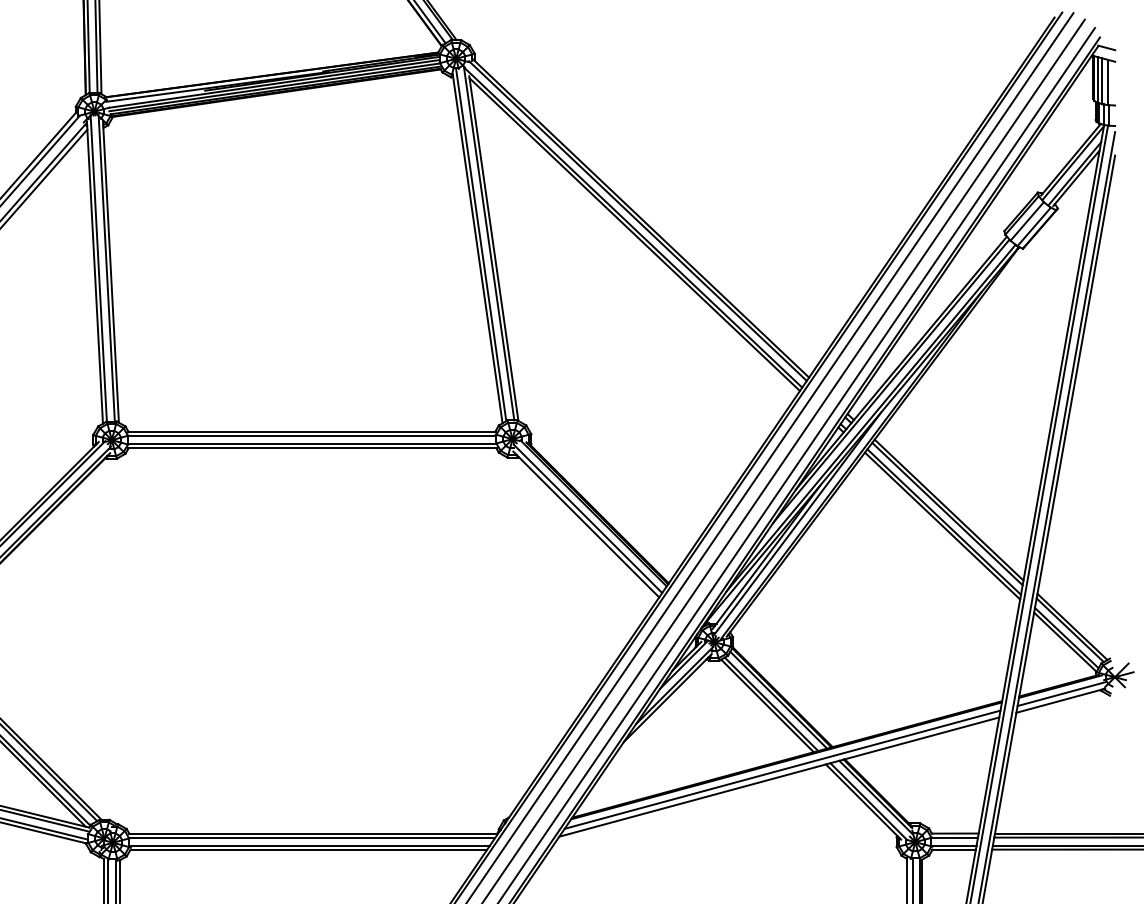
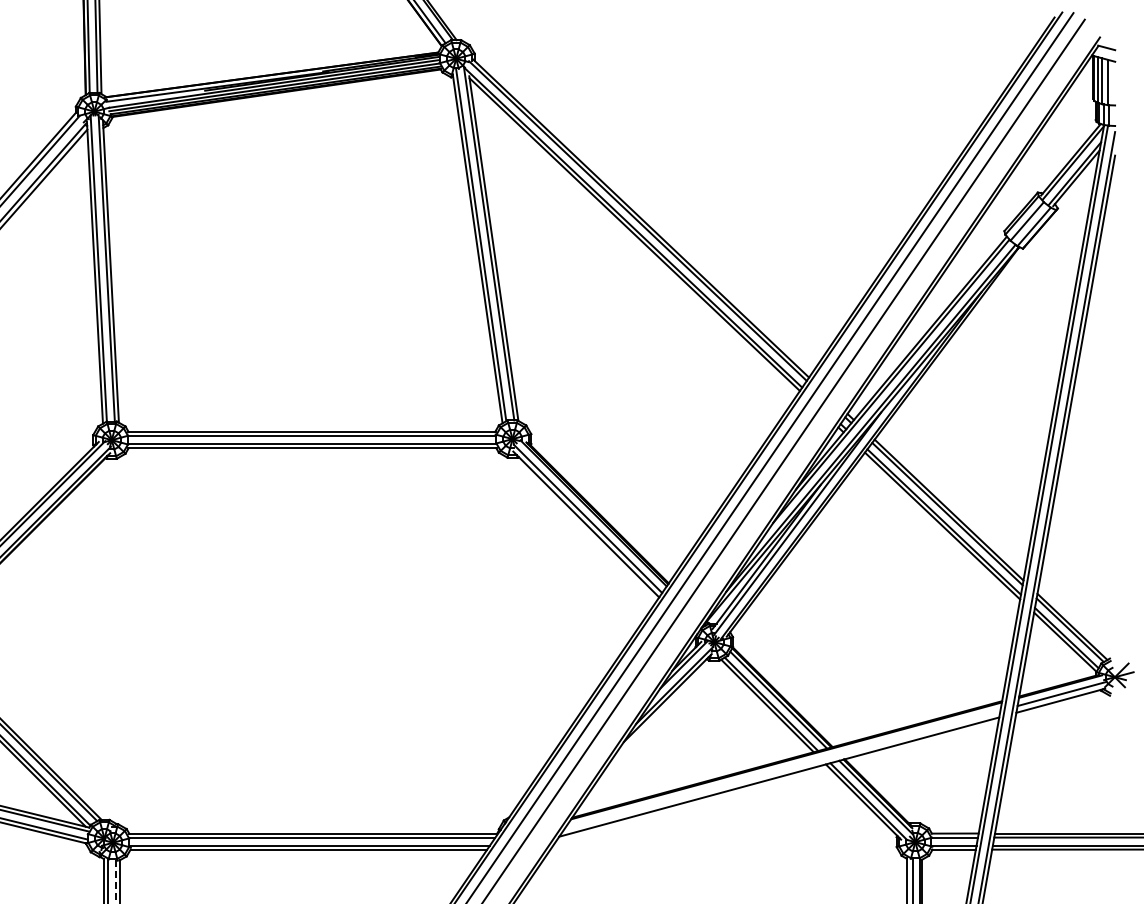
line: present -> none (797, 463)
line: present -> none (782, 769)
line: solid -> dashed (115, 881)
